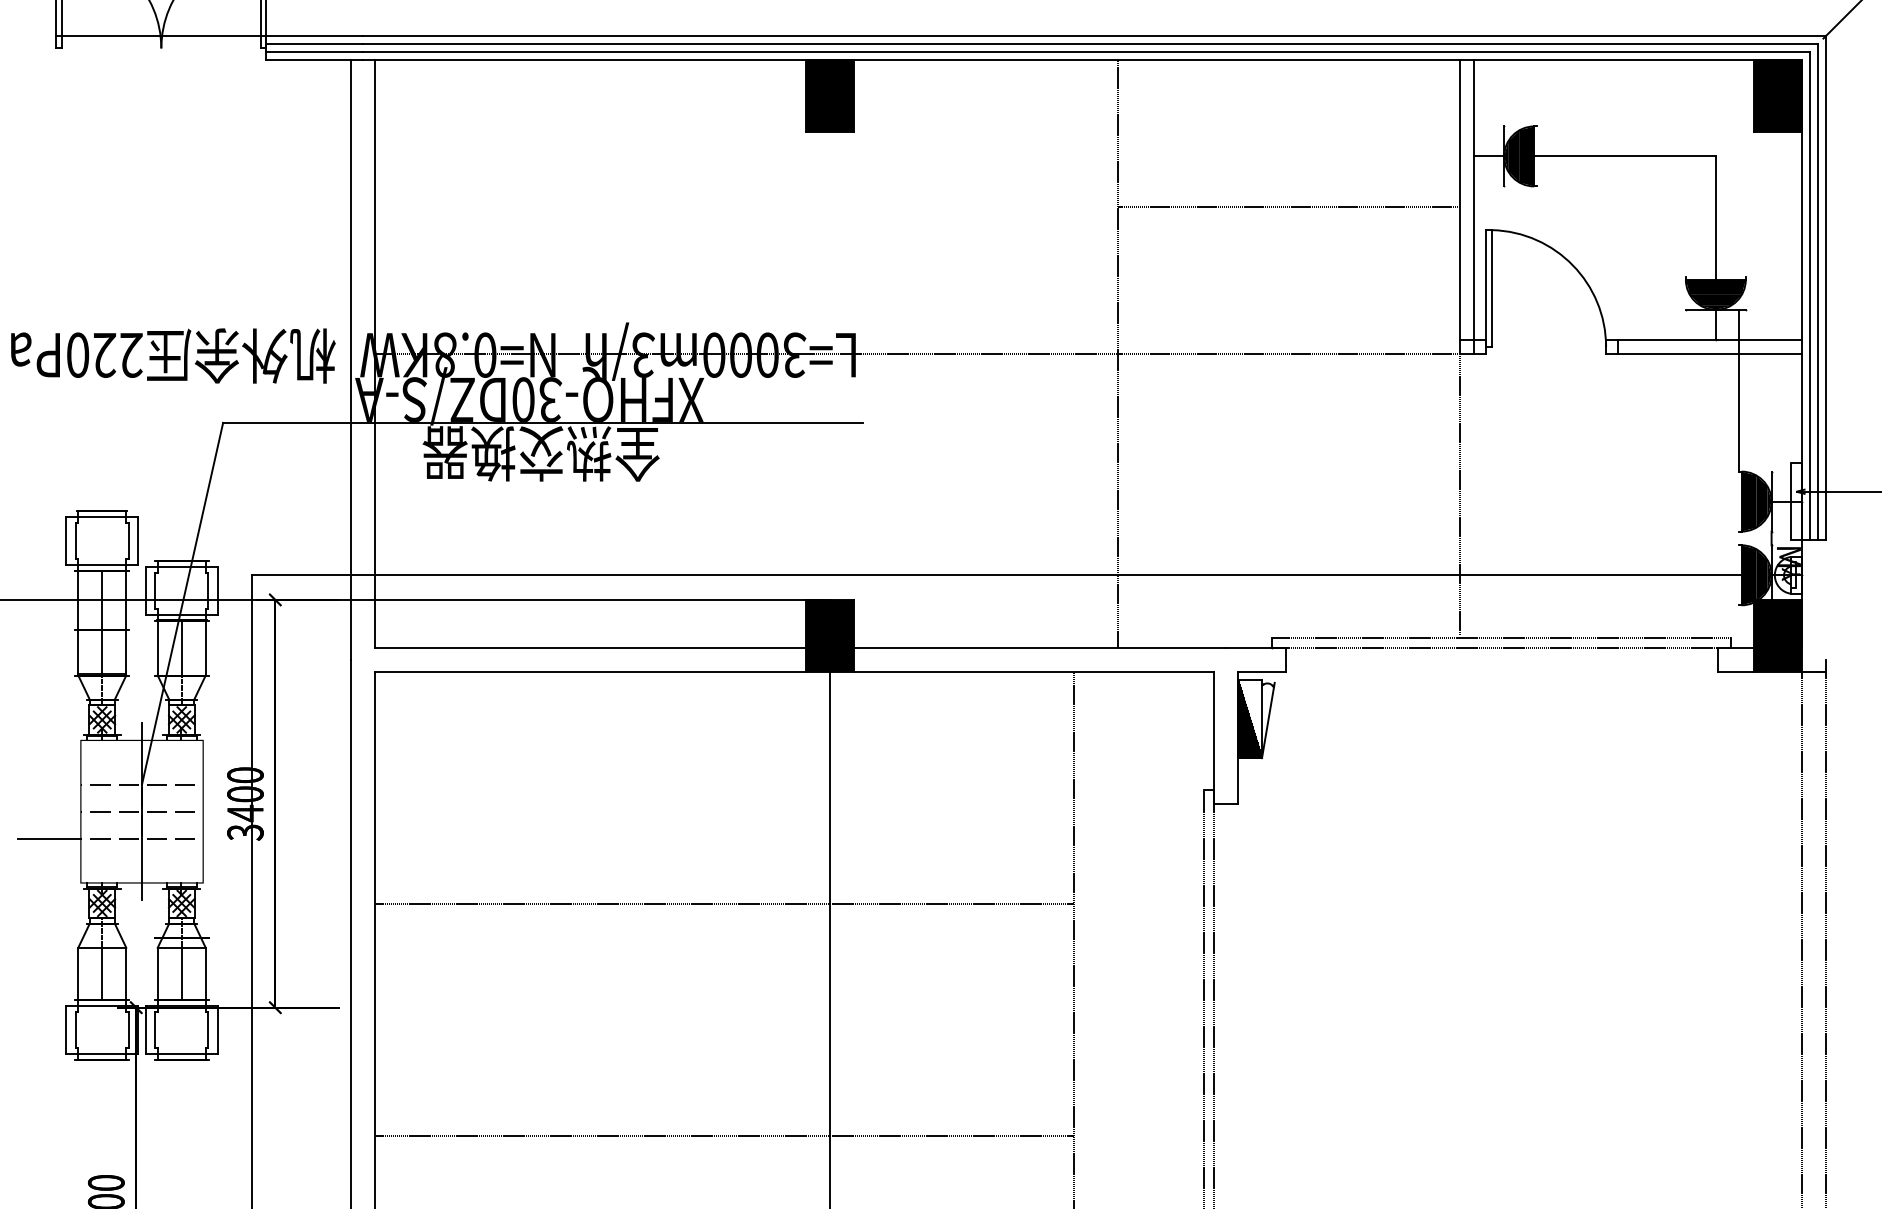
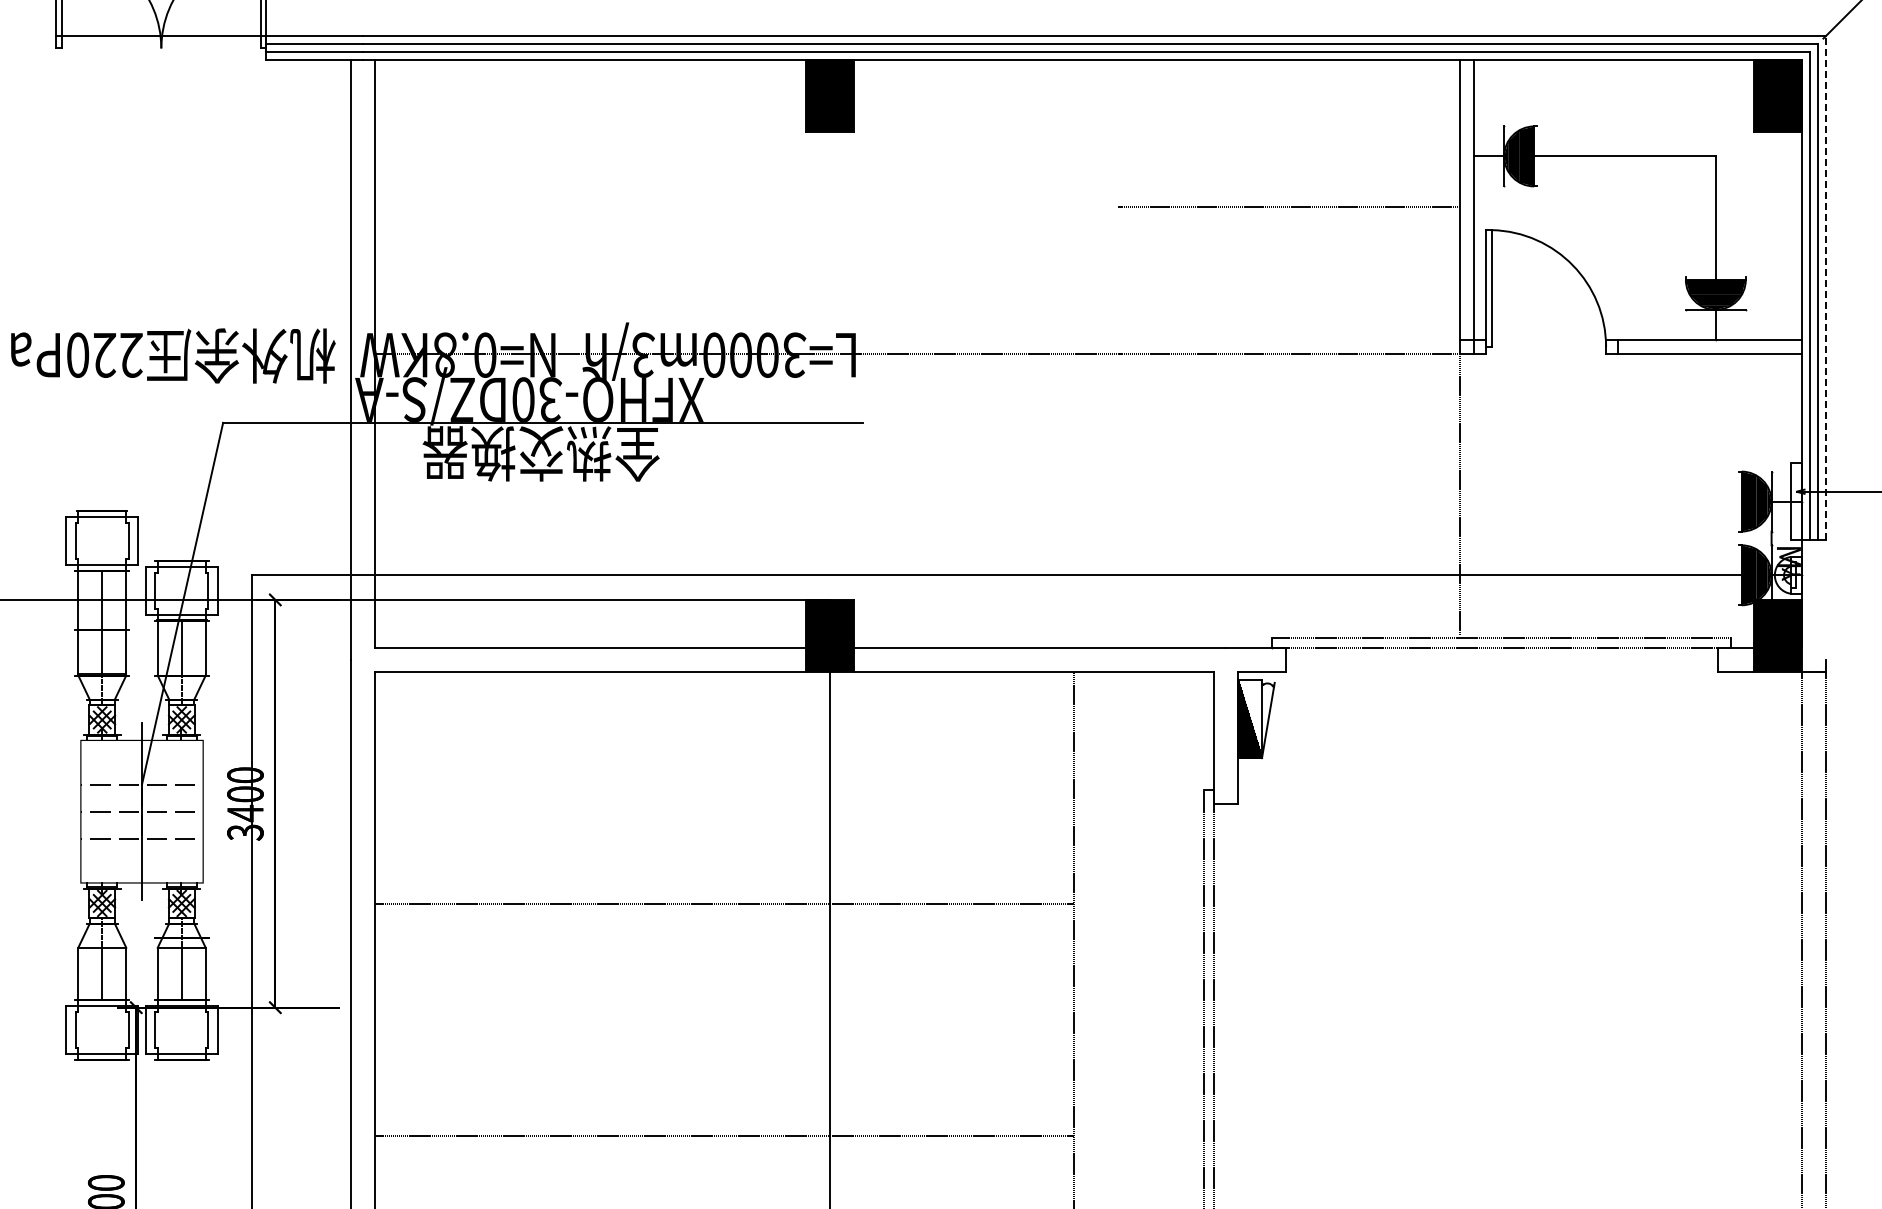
line: solid -> dashed (1825, 288)
line: present -> none (1118, 353)
line: present -> none (1738, 390)
line: present -> none (49, 838)
